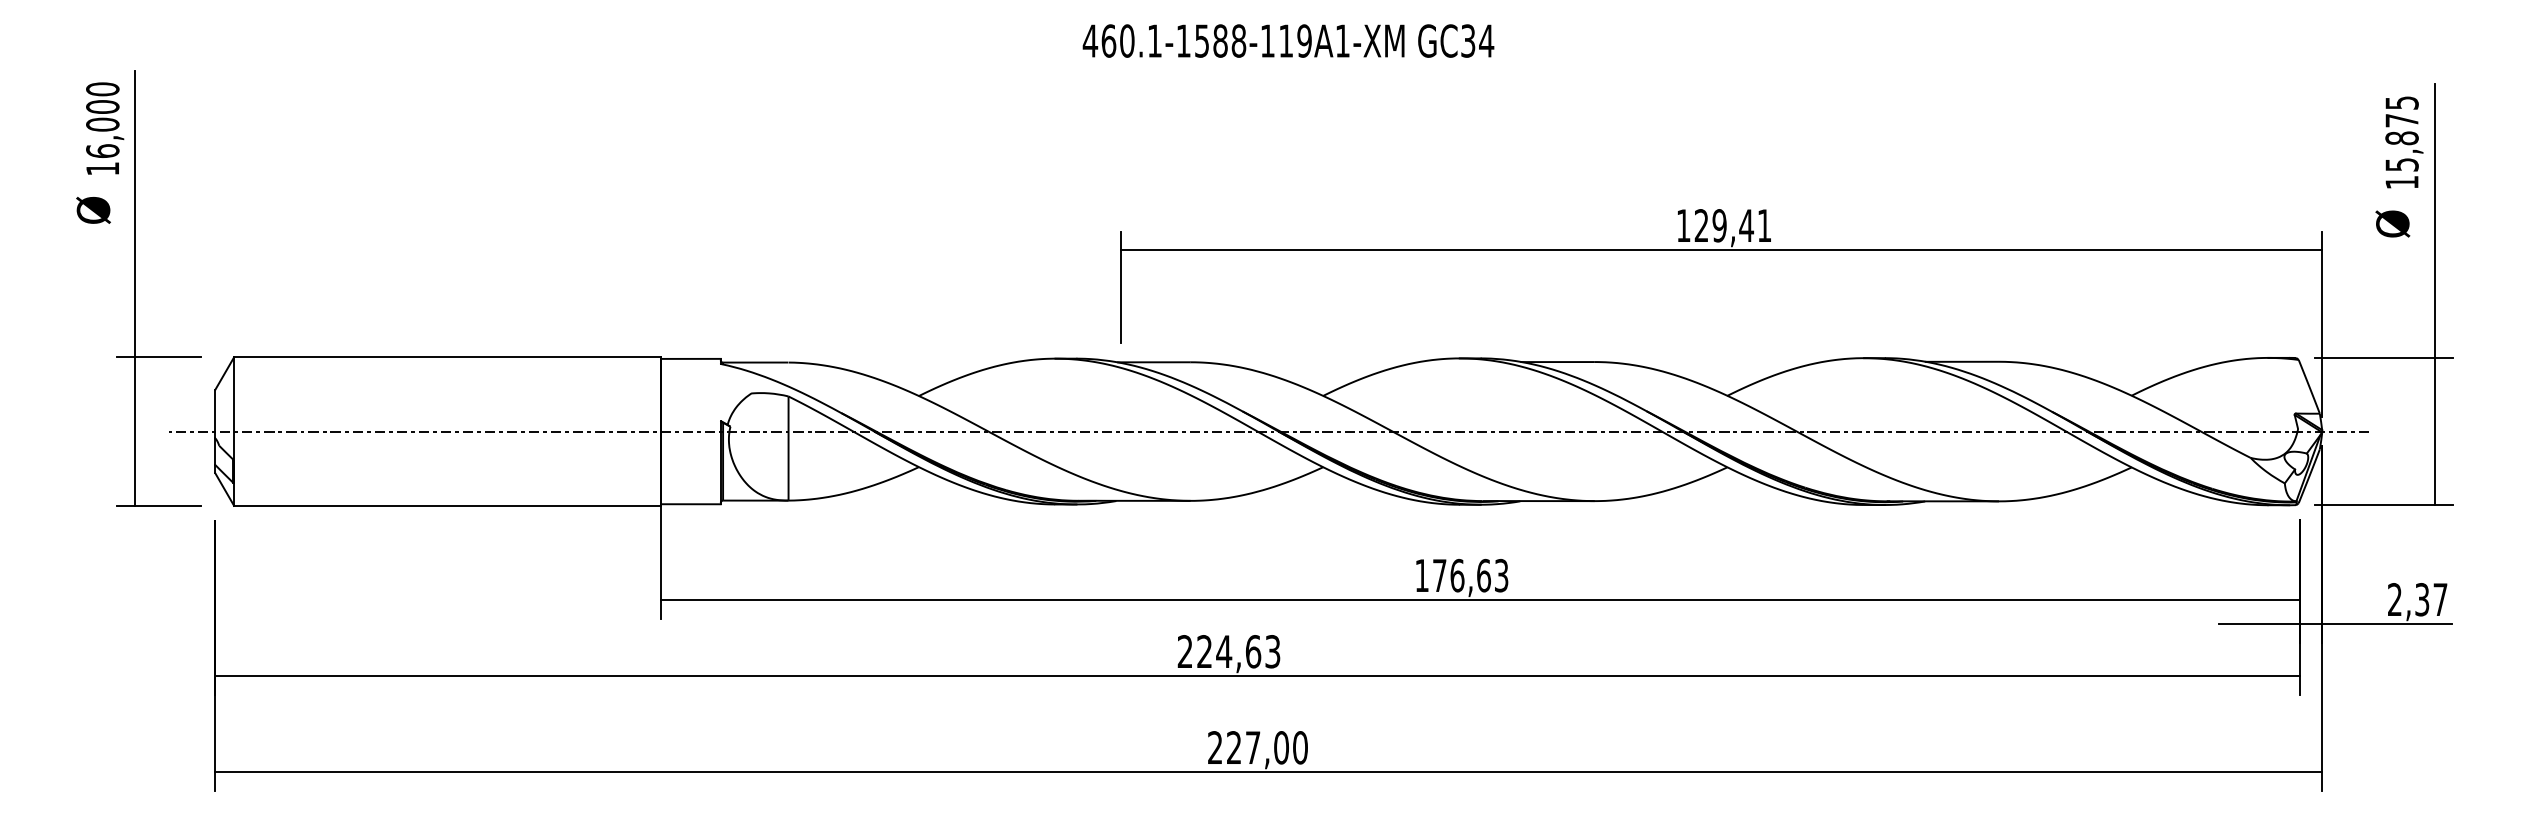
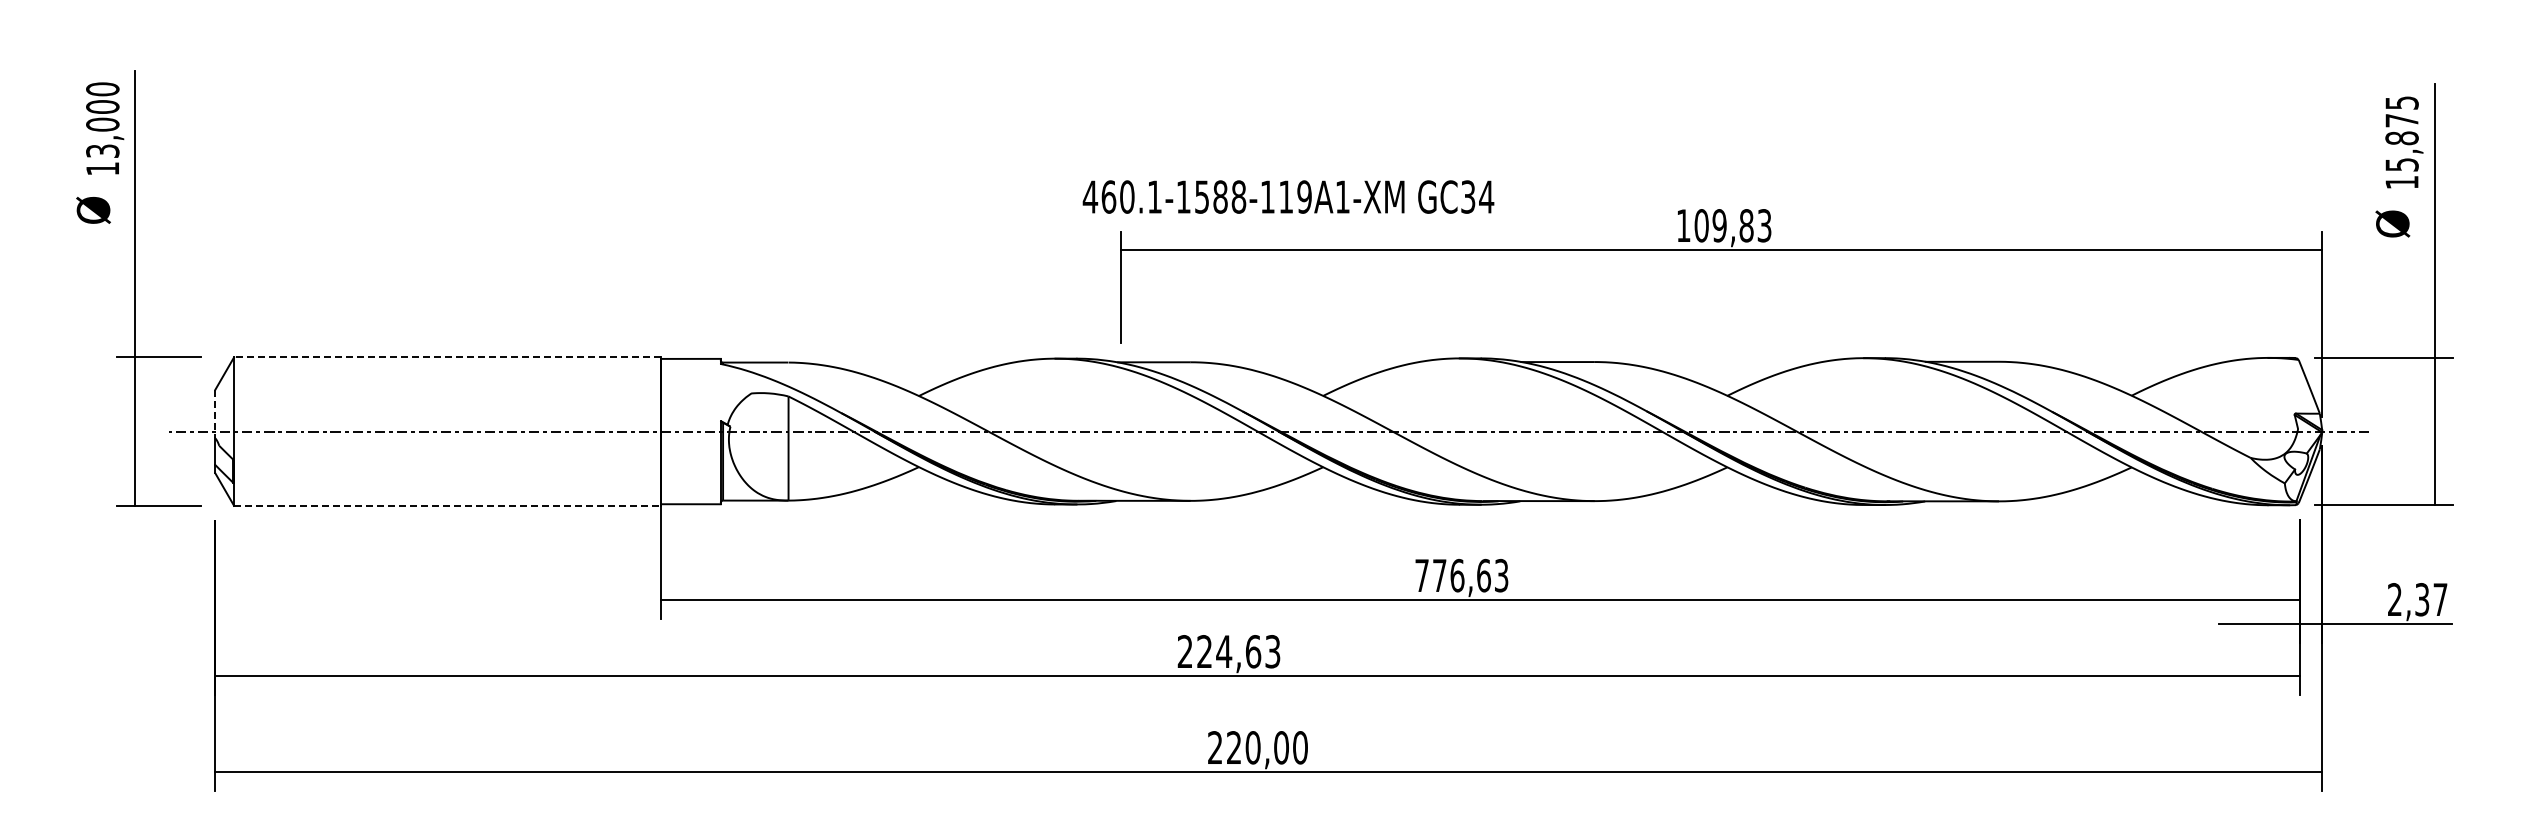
text position: (1288, 40) -> (1288, 196) (1288, 196)
text: 16,000 -> 13,000 (102, 150)
text: 129,41 -> 109,83 (1732, 225)
line: solid -> dashed (447, 357)
line: solid -> dashed (215, 414)
line: solid -> dashed (448, 505)
text: 176,63 -> 776,63 (1421, 575)
text: 227,00 -> 220,00 (1252, 747)
